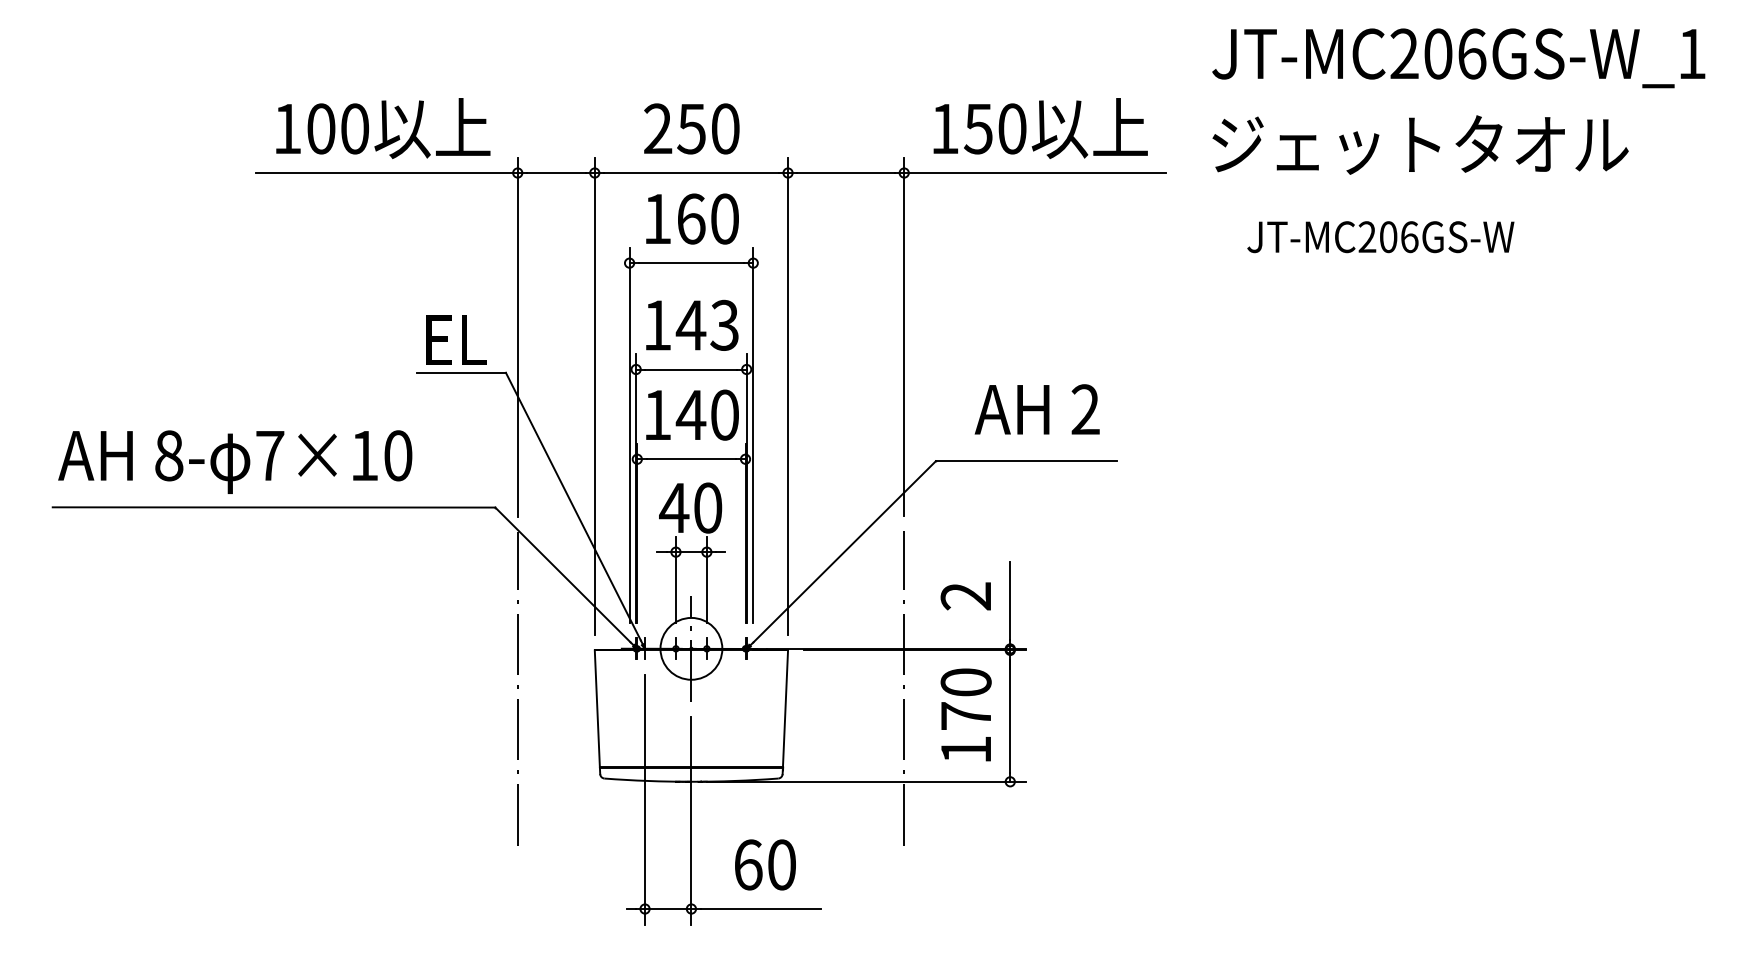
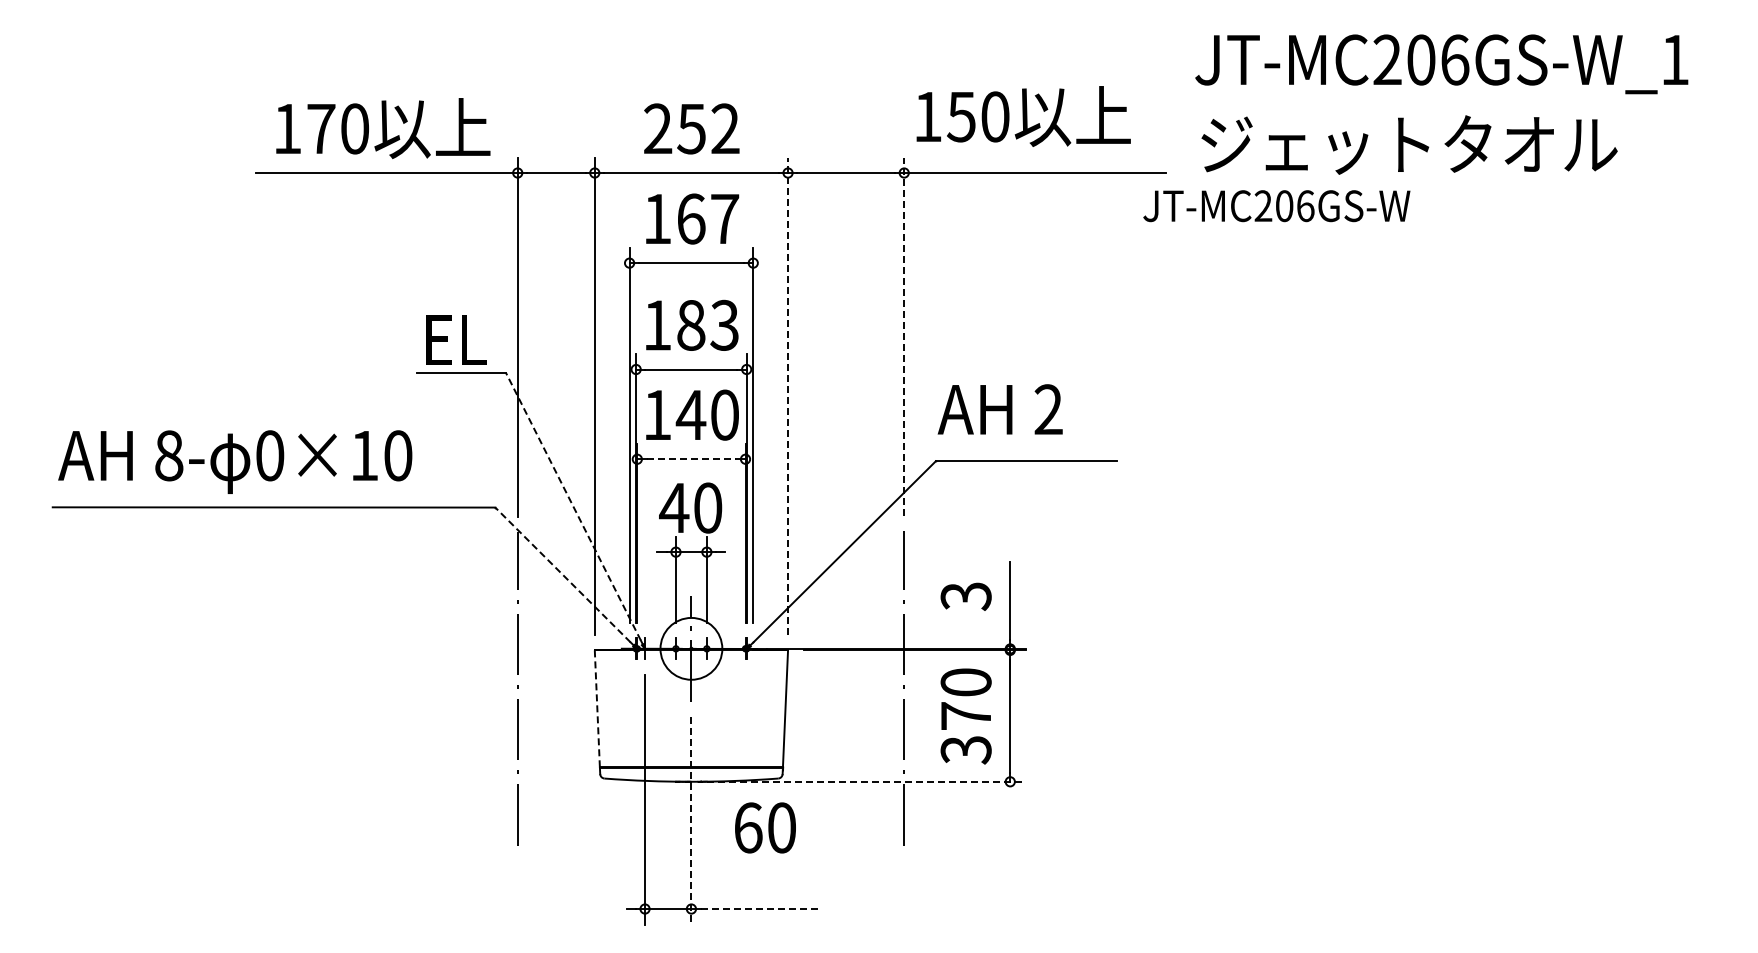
text position: (1458, 58) -> (1441, 64) (1441, 64)
text: 100 -> 170 (321, 128)
text: 250 -> 252 (725, 128)
text position: (1040, 128) -> (1023, 116) (1023, 116)
text position: (1420, 144) -> (1409, 144) (1409, 144)
text: 160 -> 167 (725, 218)
text position: (1380, 237) -> (1276, 206) (1276, 206)
text: 143 -> 183 (690, 325)
line: solid -> dashed (904, 336)
line: solid -> dashed (788, 396)
text position: (1036, 409) -> (999, 409) (999, 409)
text: 7×10 -> 0×10 (270, 455)
line: solid -> dashed (691, 459)
line: solid -> dashed (573, 506)
line: solid -> dashed (562, 574)
text: 2 -> 3 (966, 596)
line: solid -> dashed (597, 709)
text: 170 -> 370 (965, 750)
line: solid -> dashed (866, 781)
line: solid -> dashed (691, 820)
text position: (765, 864) -> (765, 827) (765, 827)
line: solid -> dashed (761, 909)
